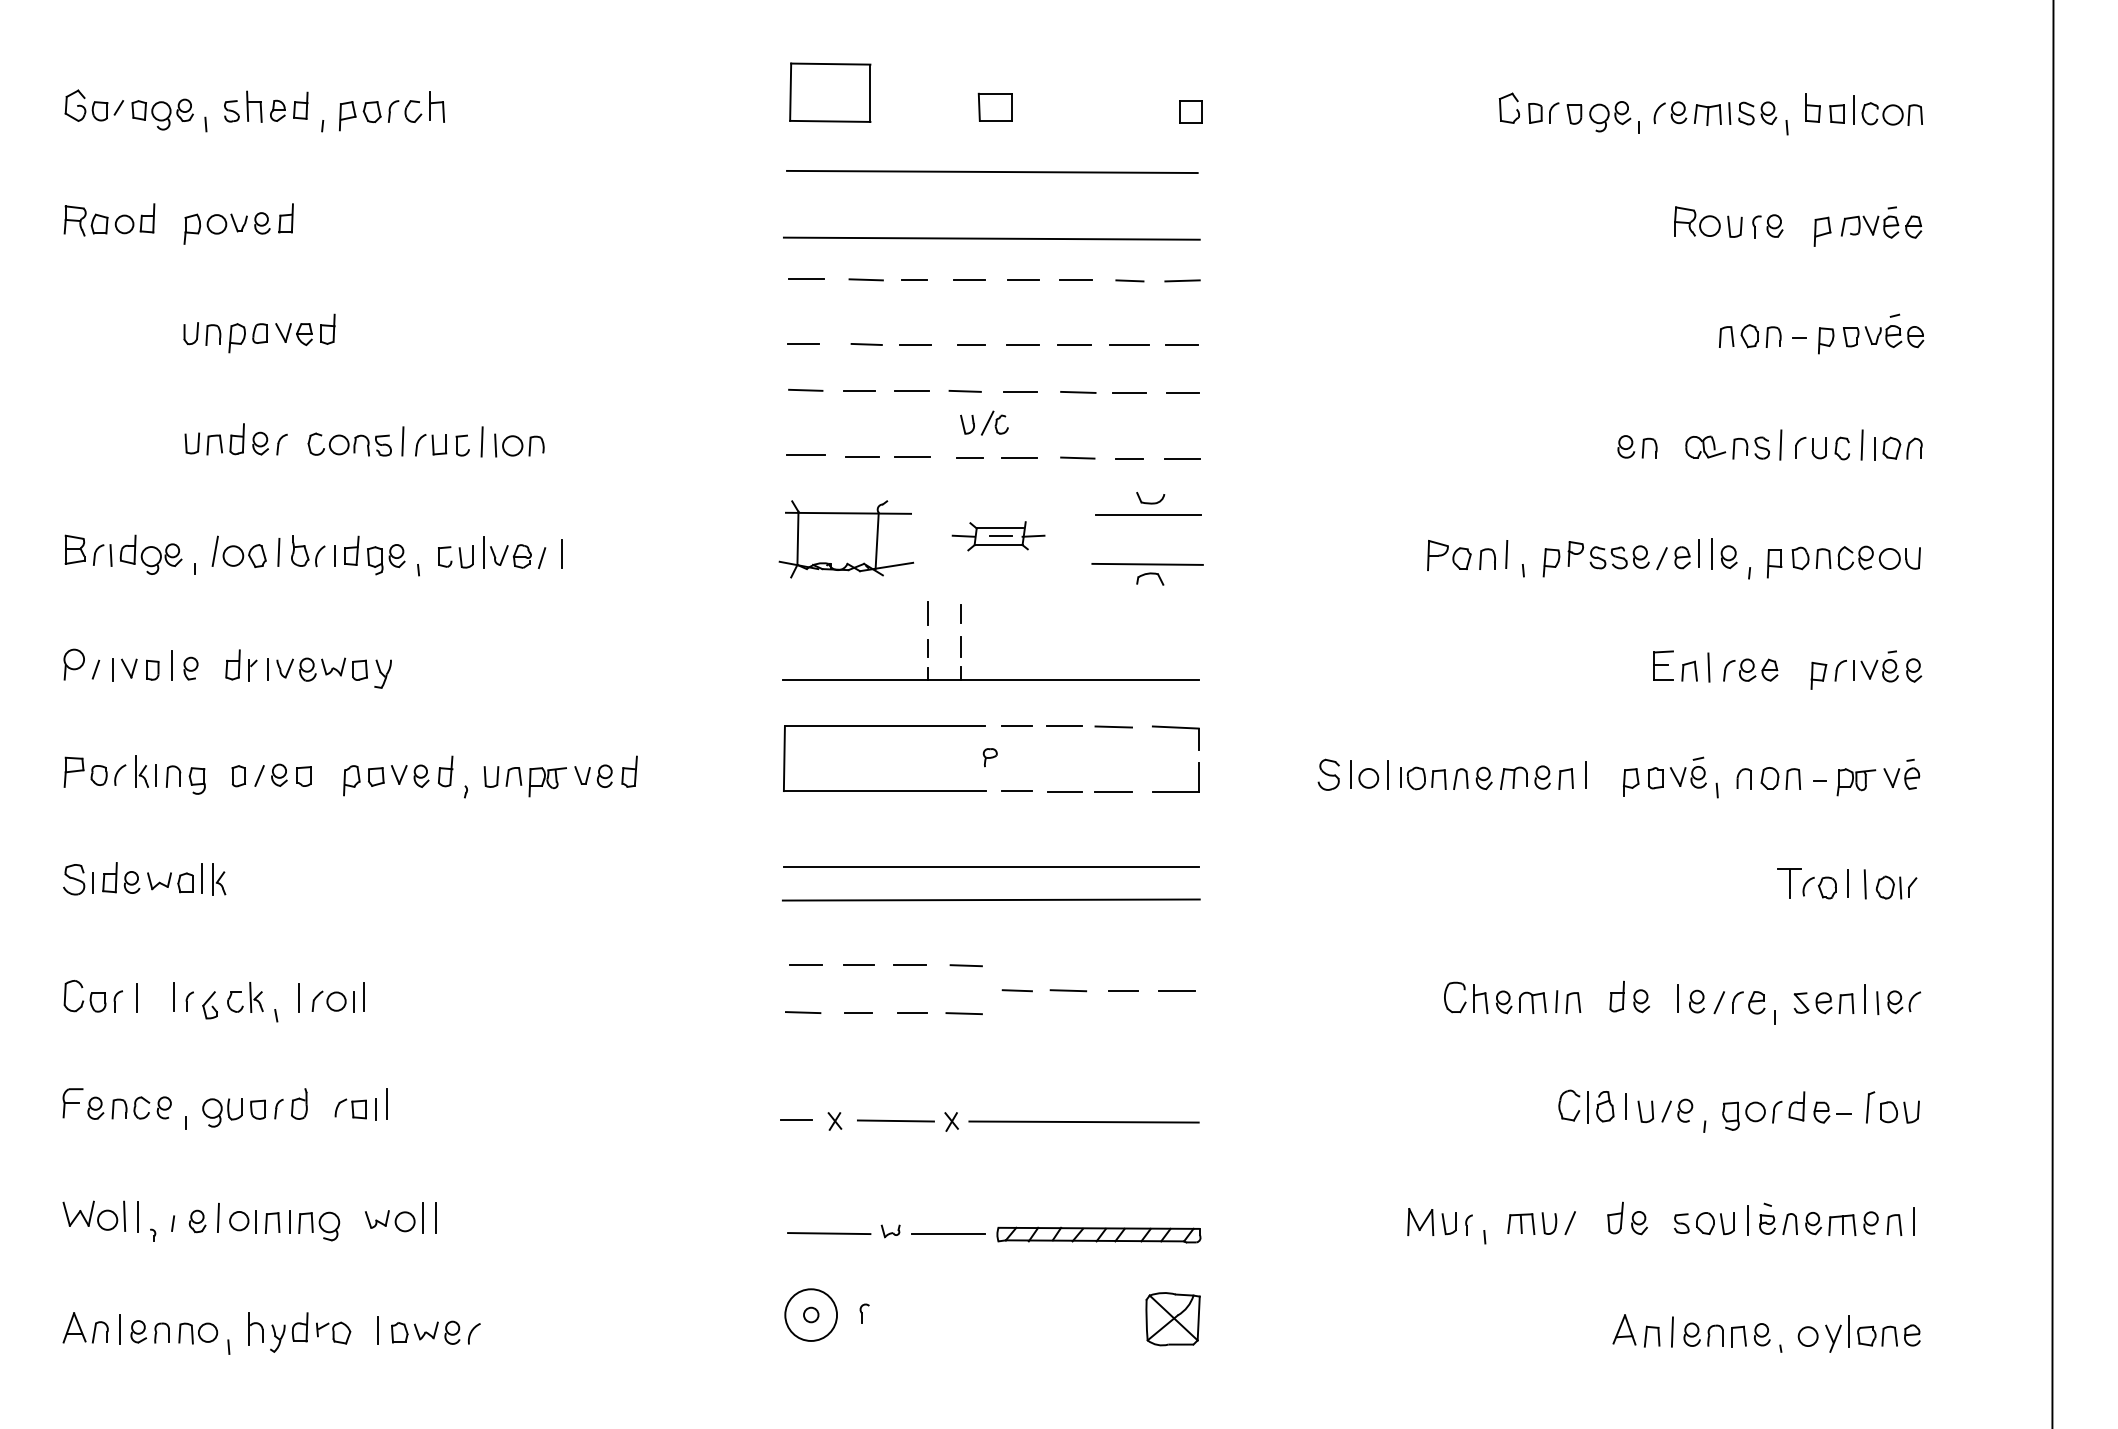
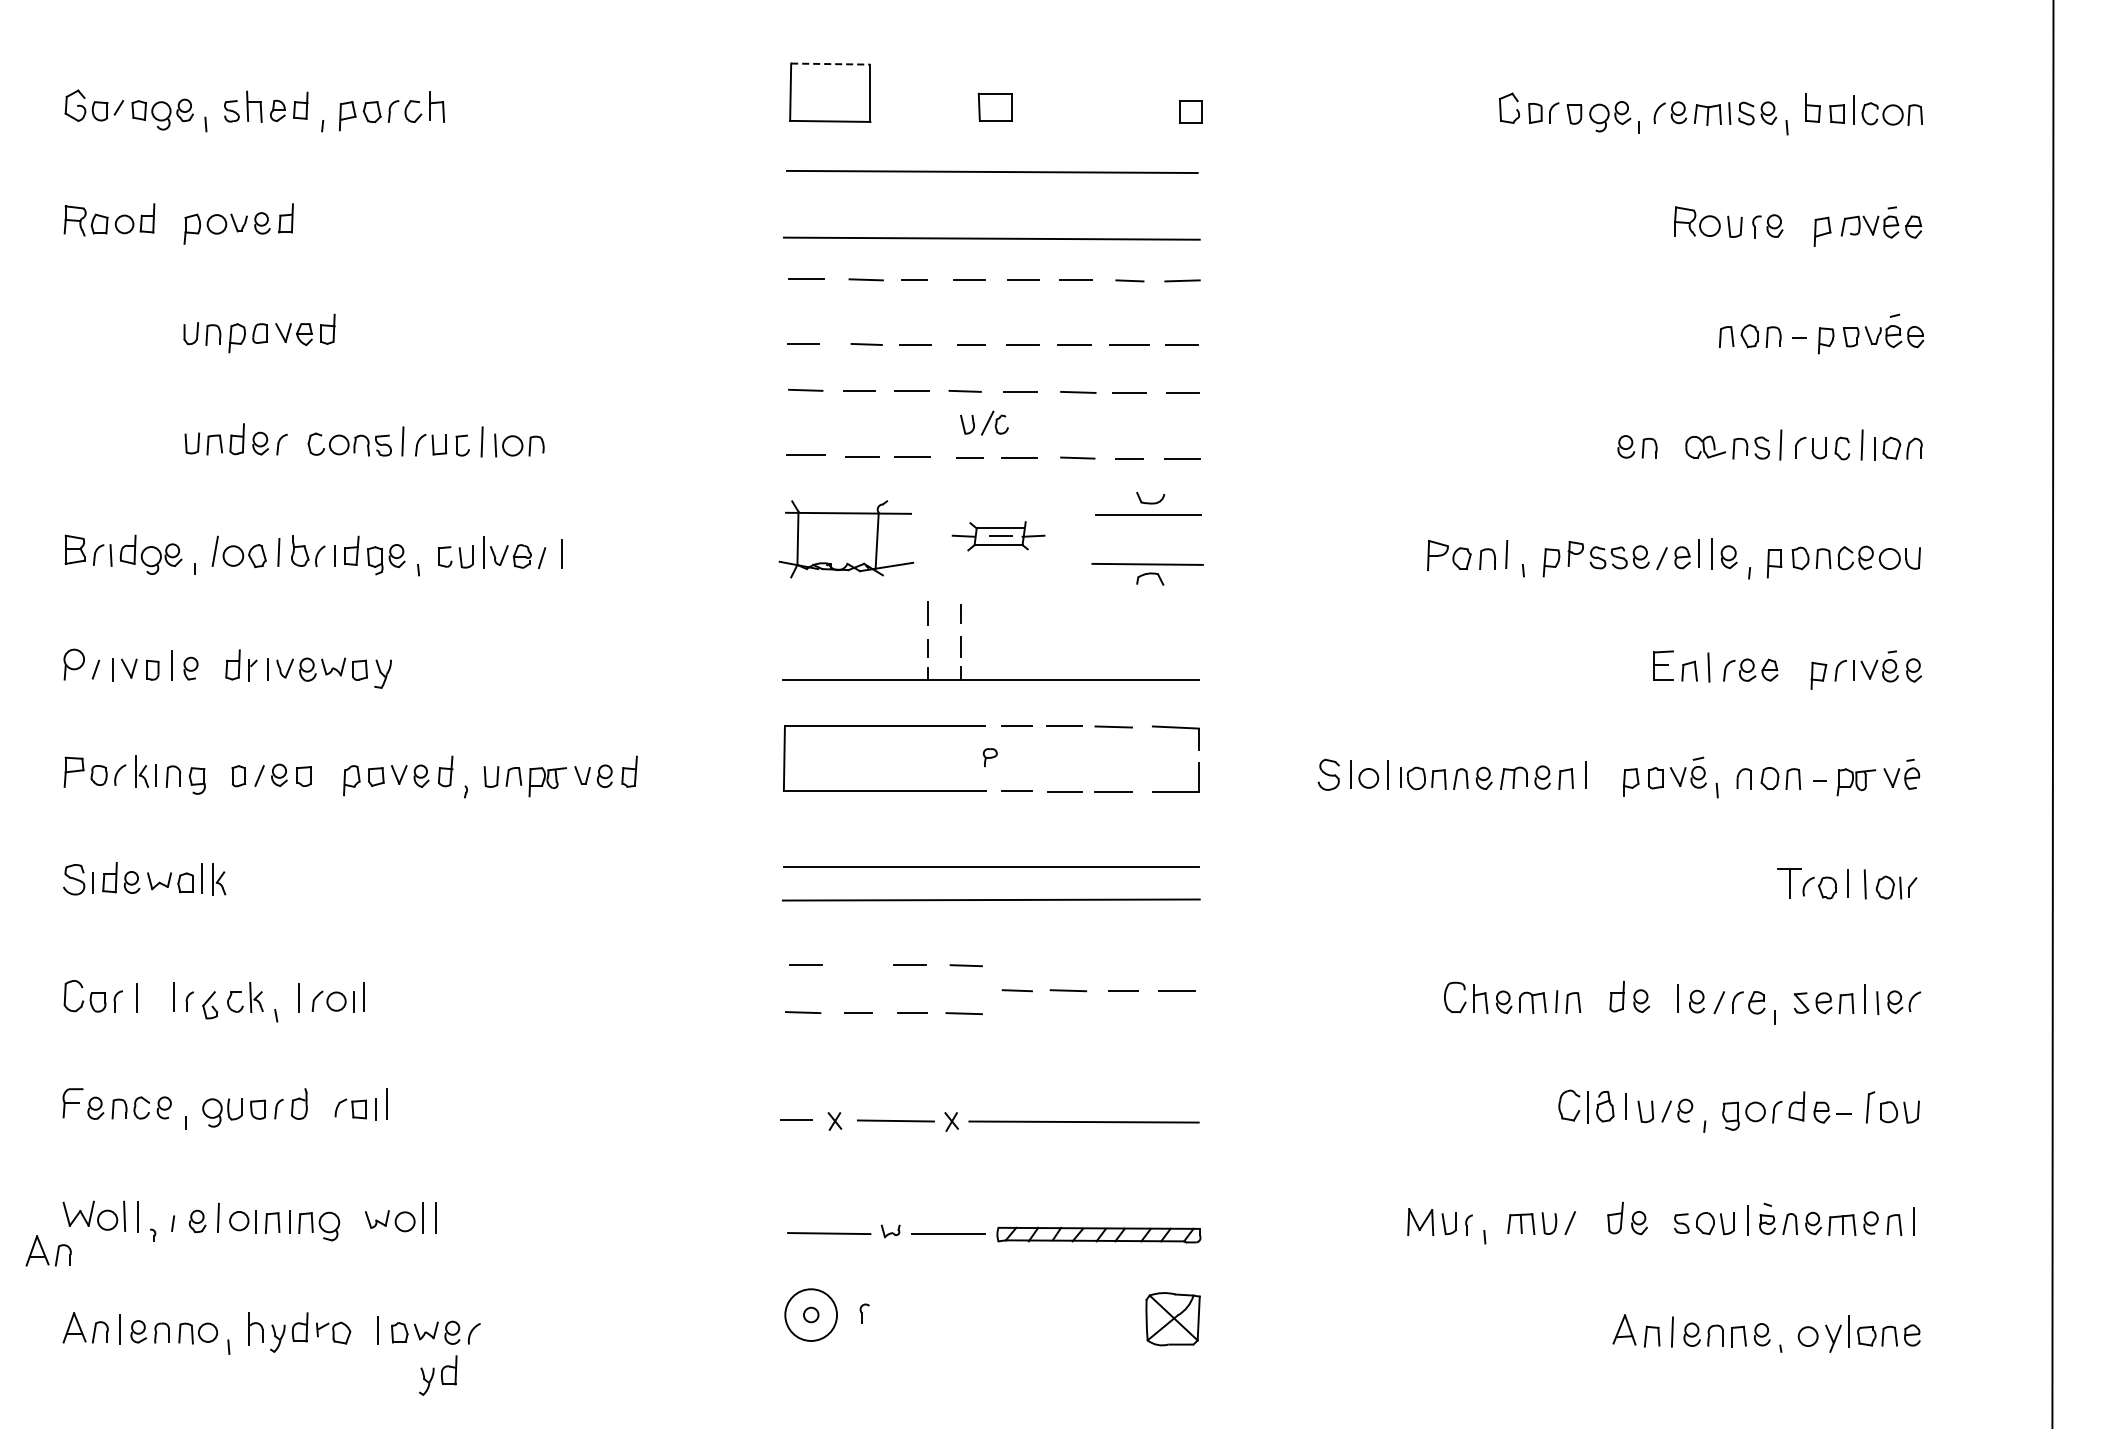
line: solid -> dashed (830, 64)
line: present -> none (858, 965)
part: none -> present (48, 1250)
part: none -> present (438, 1375)
